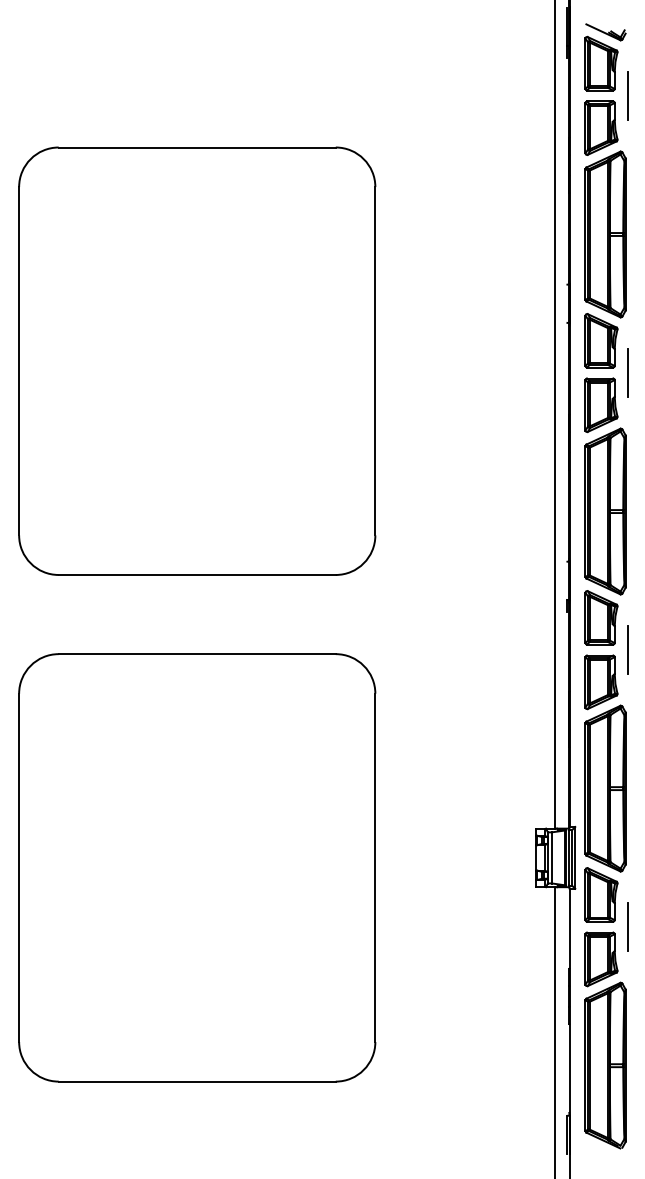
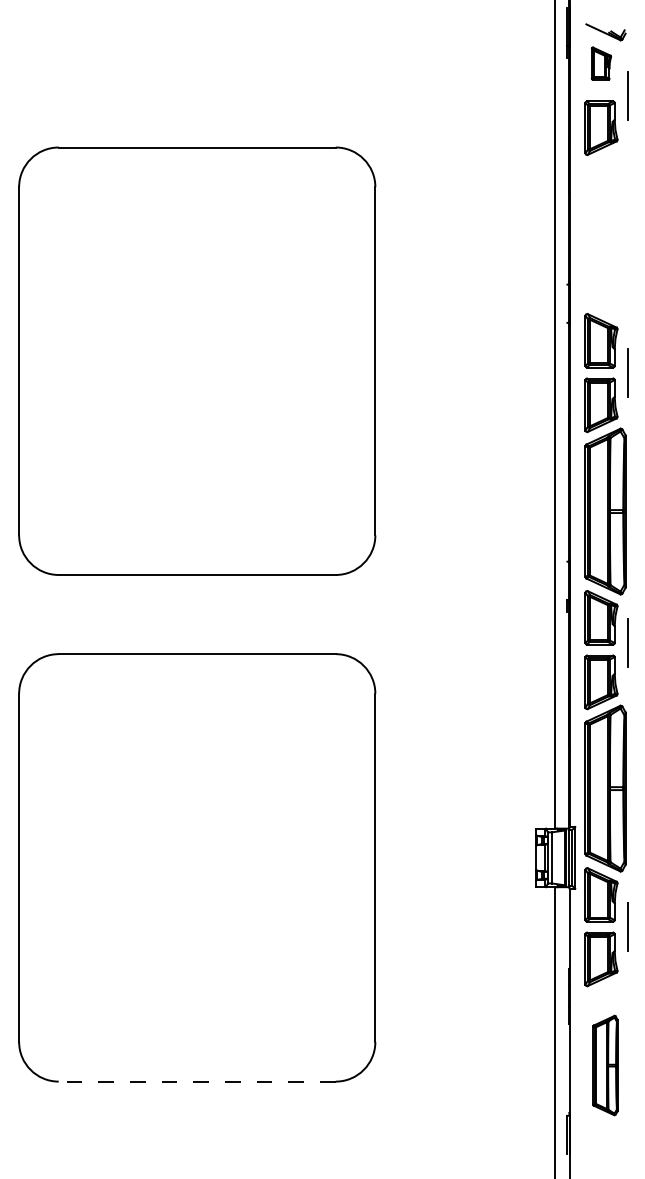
part size: 35x57 px -> 22x35 px (600, 63)
part: present -> none (605, 234)
line position: (627, 649) -> (627, 642) (627, 642)
part size: 43x169 px -> 27x103 px (605, 1065)
line: solid -> dashed (197, 1081)
